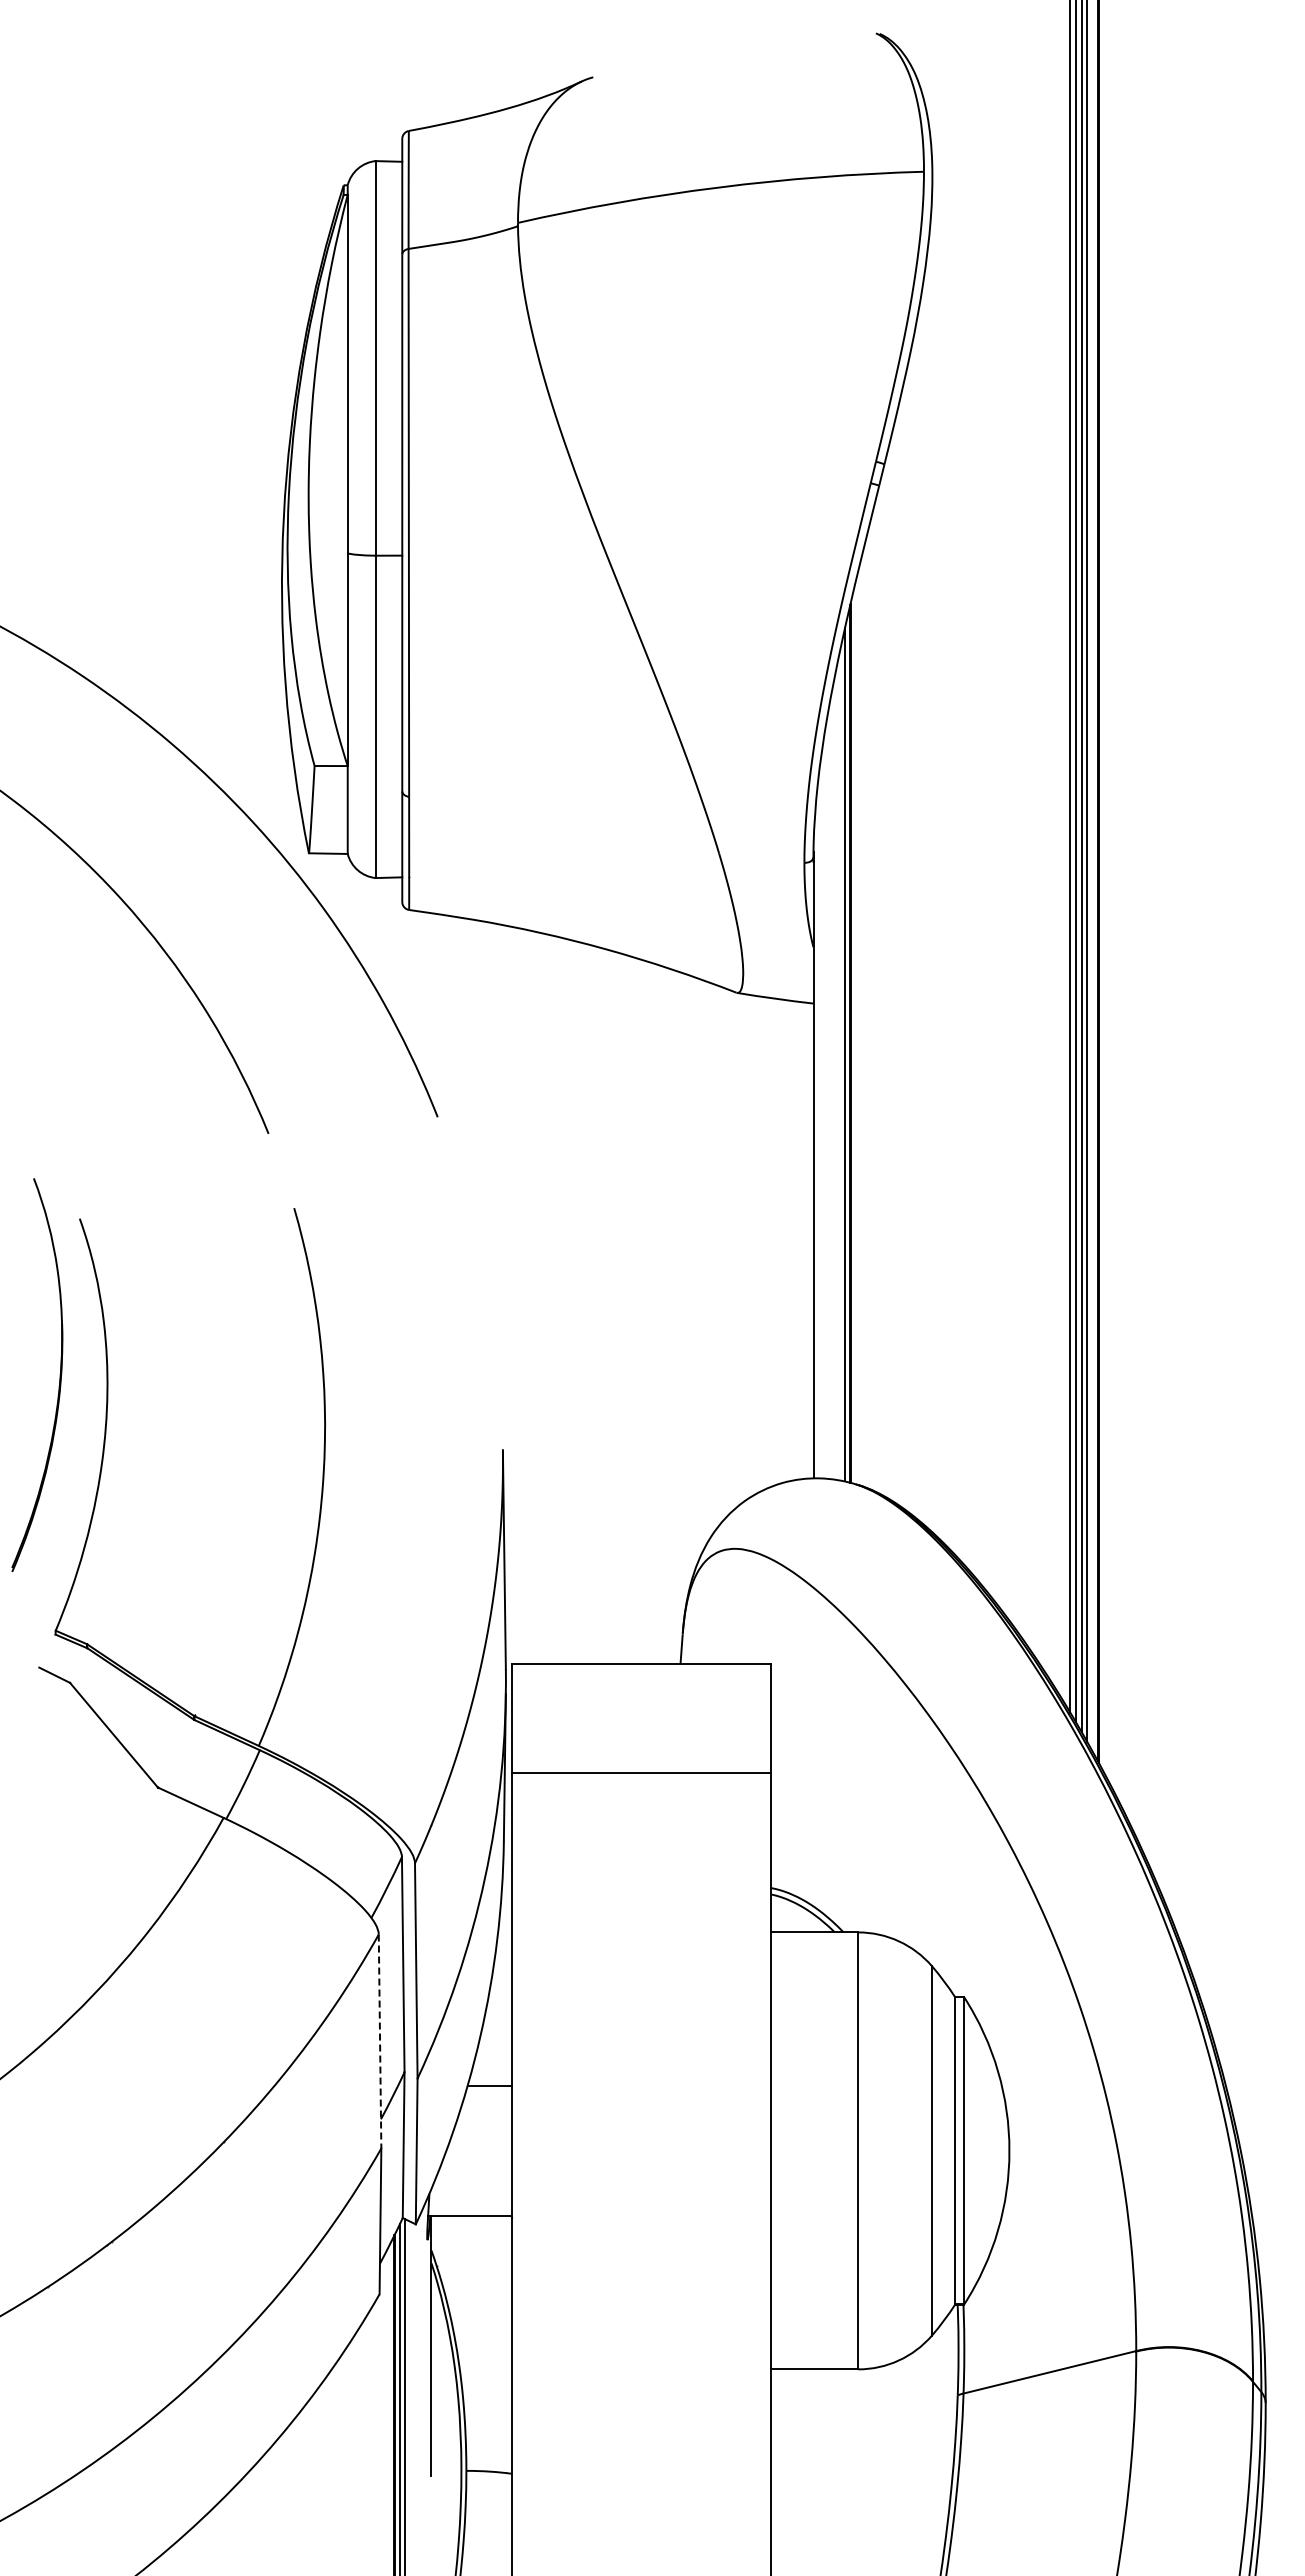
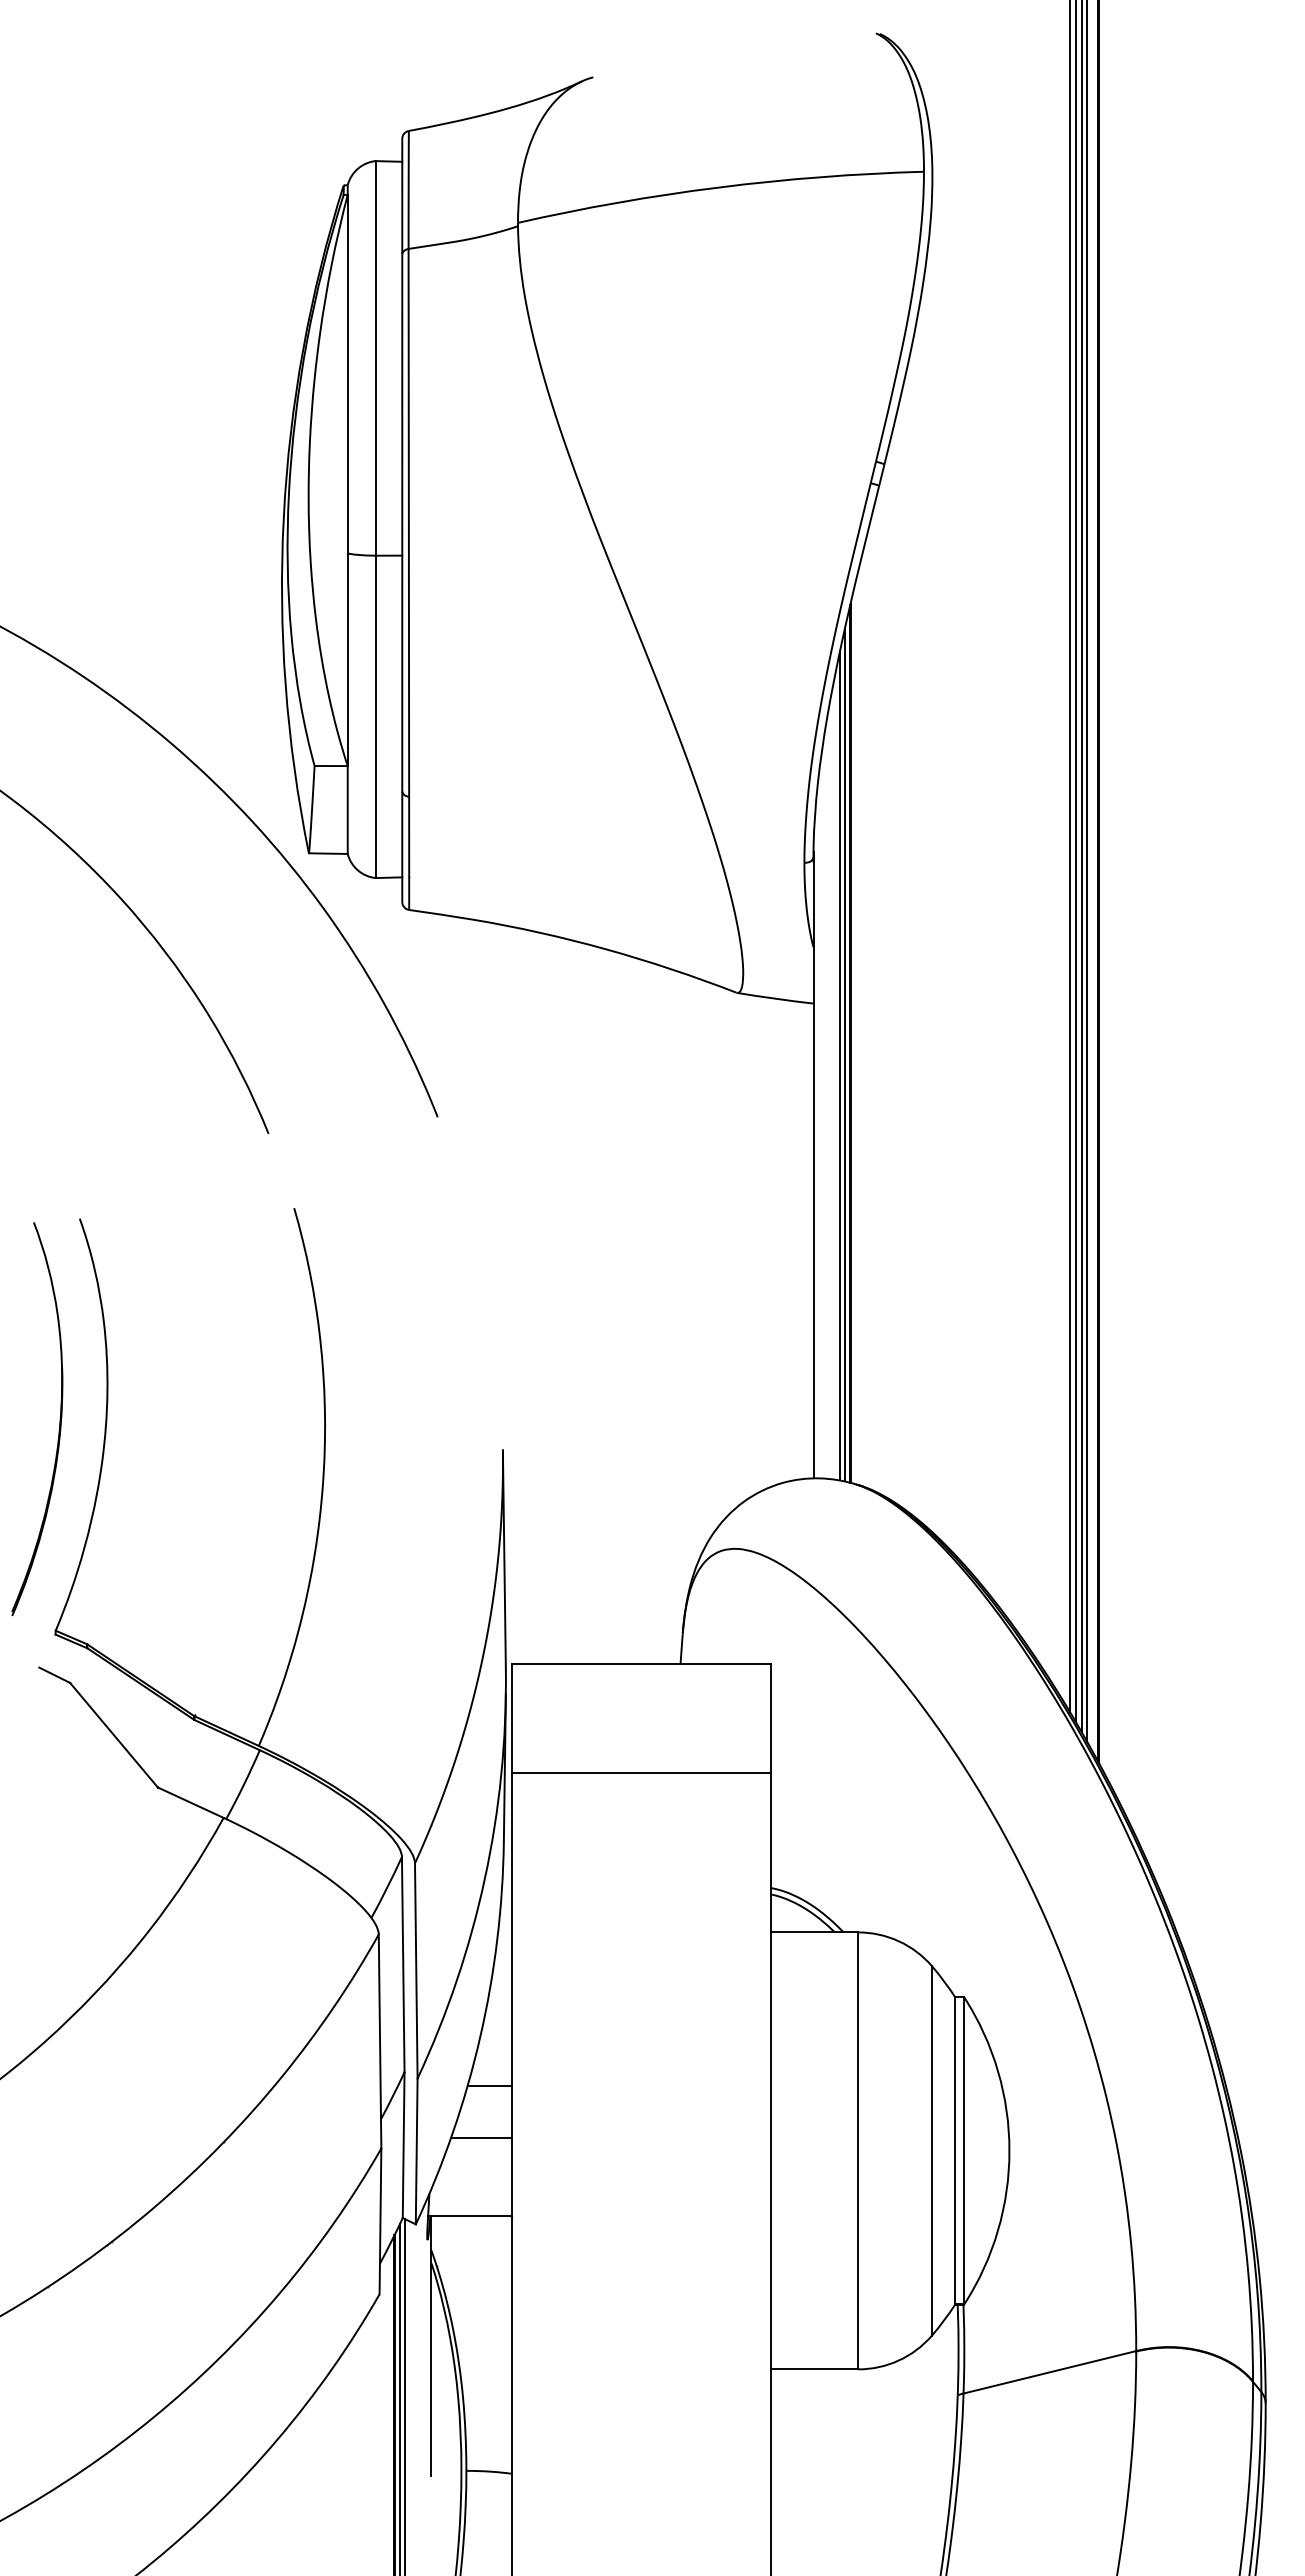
line: none -> present (839, 1065)
part position: (59, 1374) -> (59, 1418) (59, 1418)
line: dashed -> solid (380, 2041)
line: none -> present (481, 2137)
